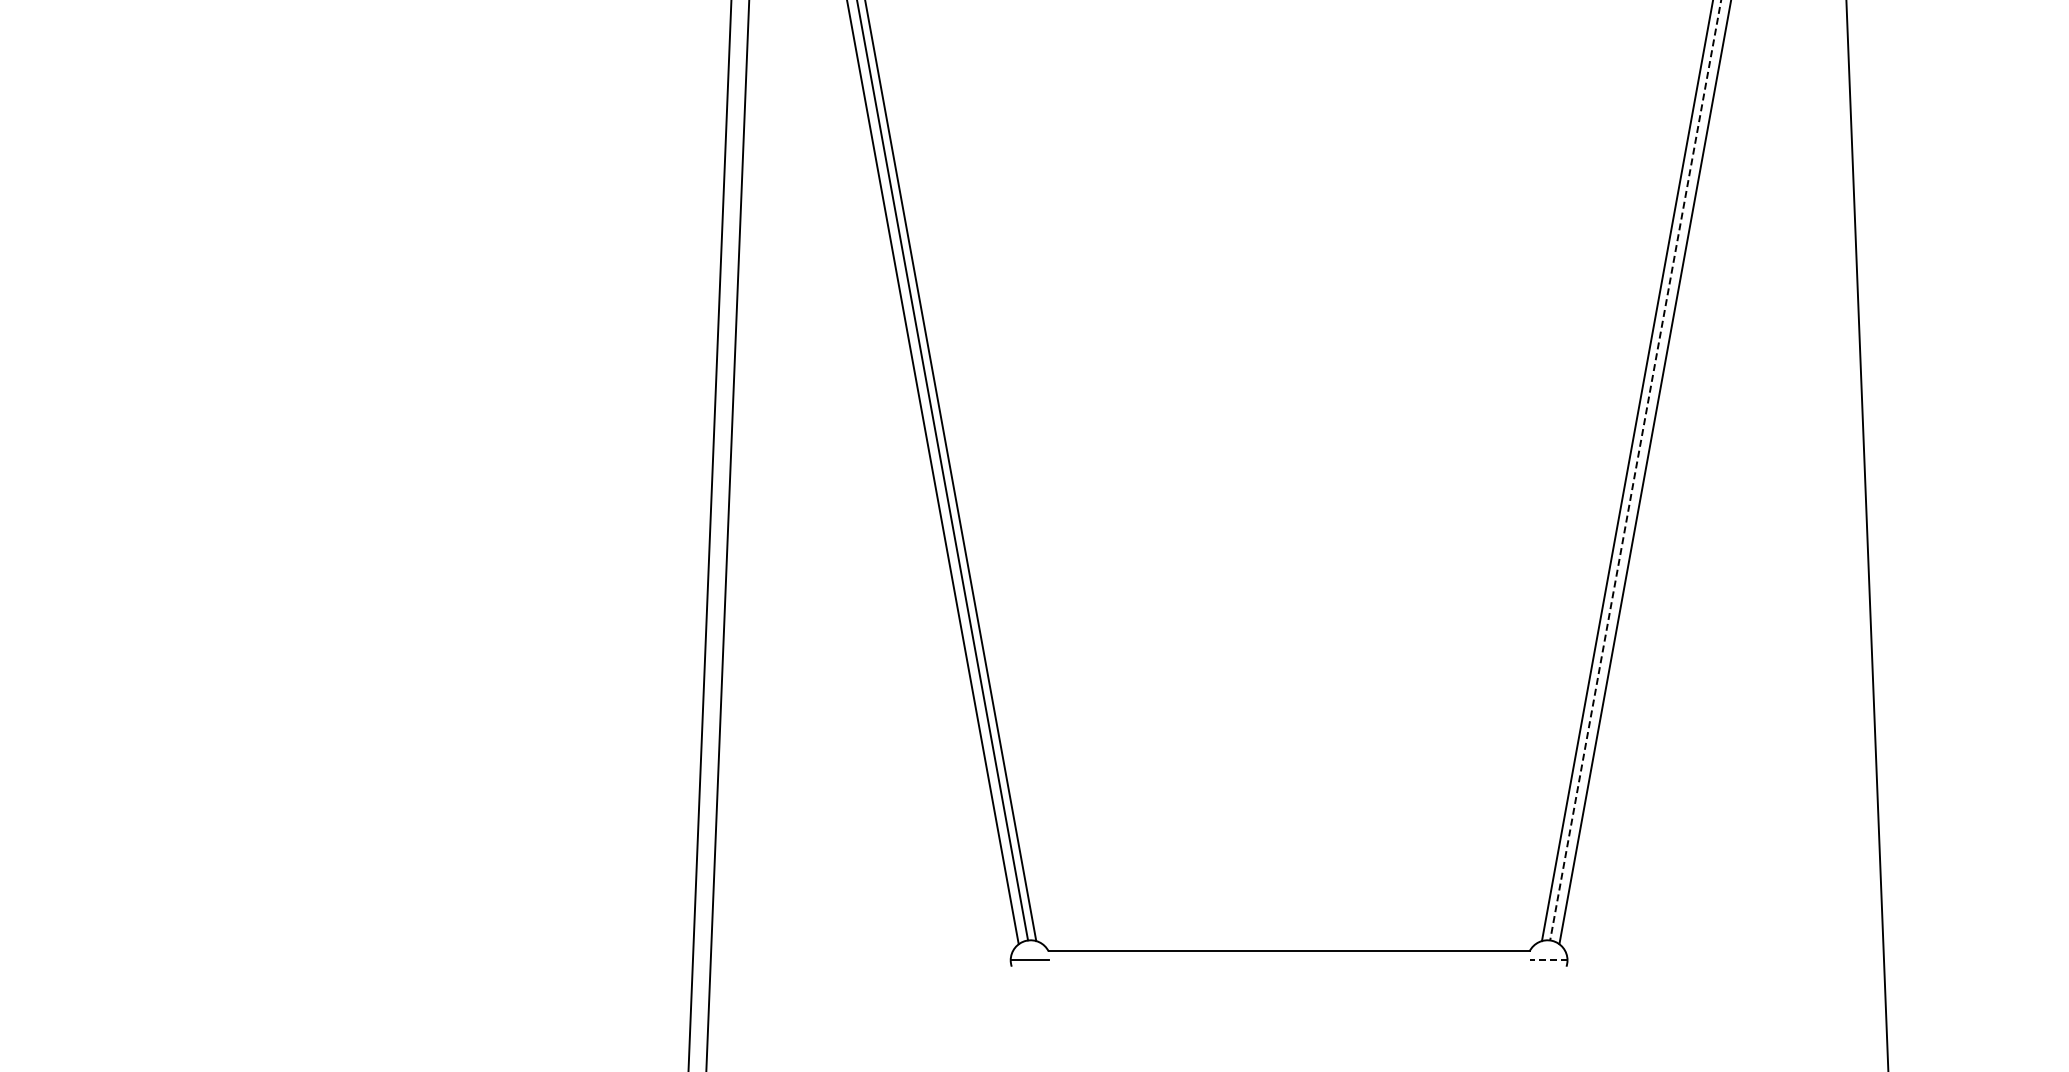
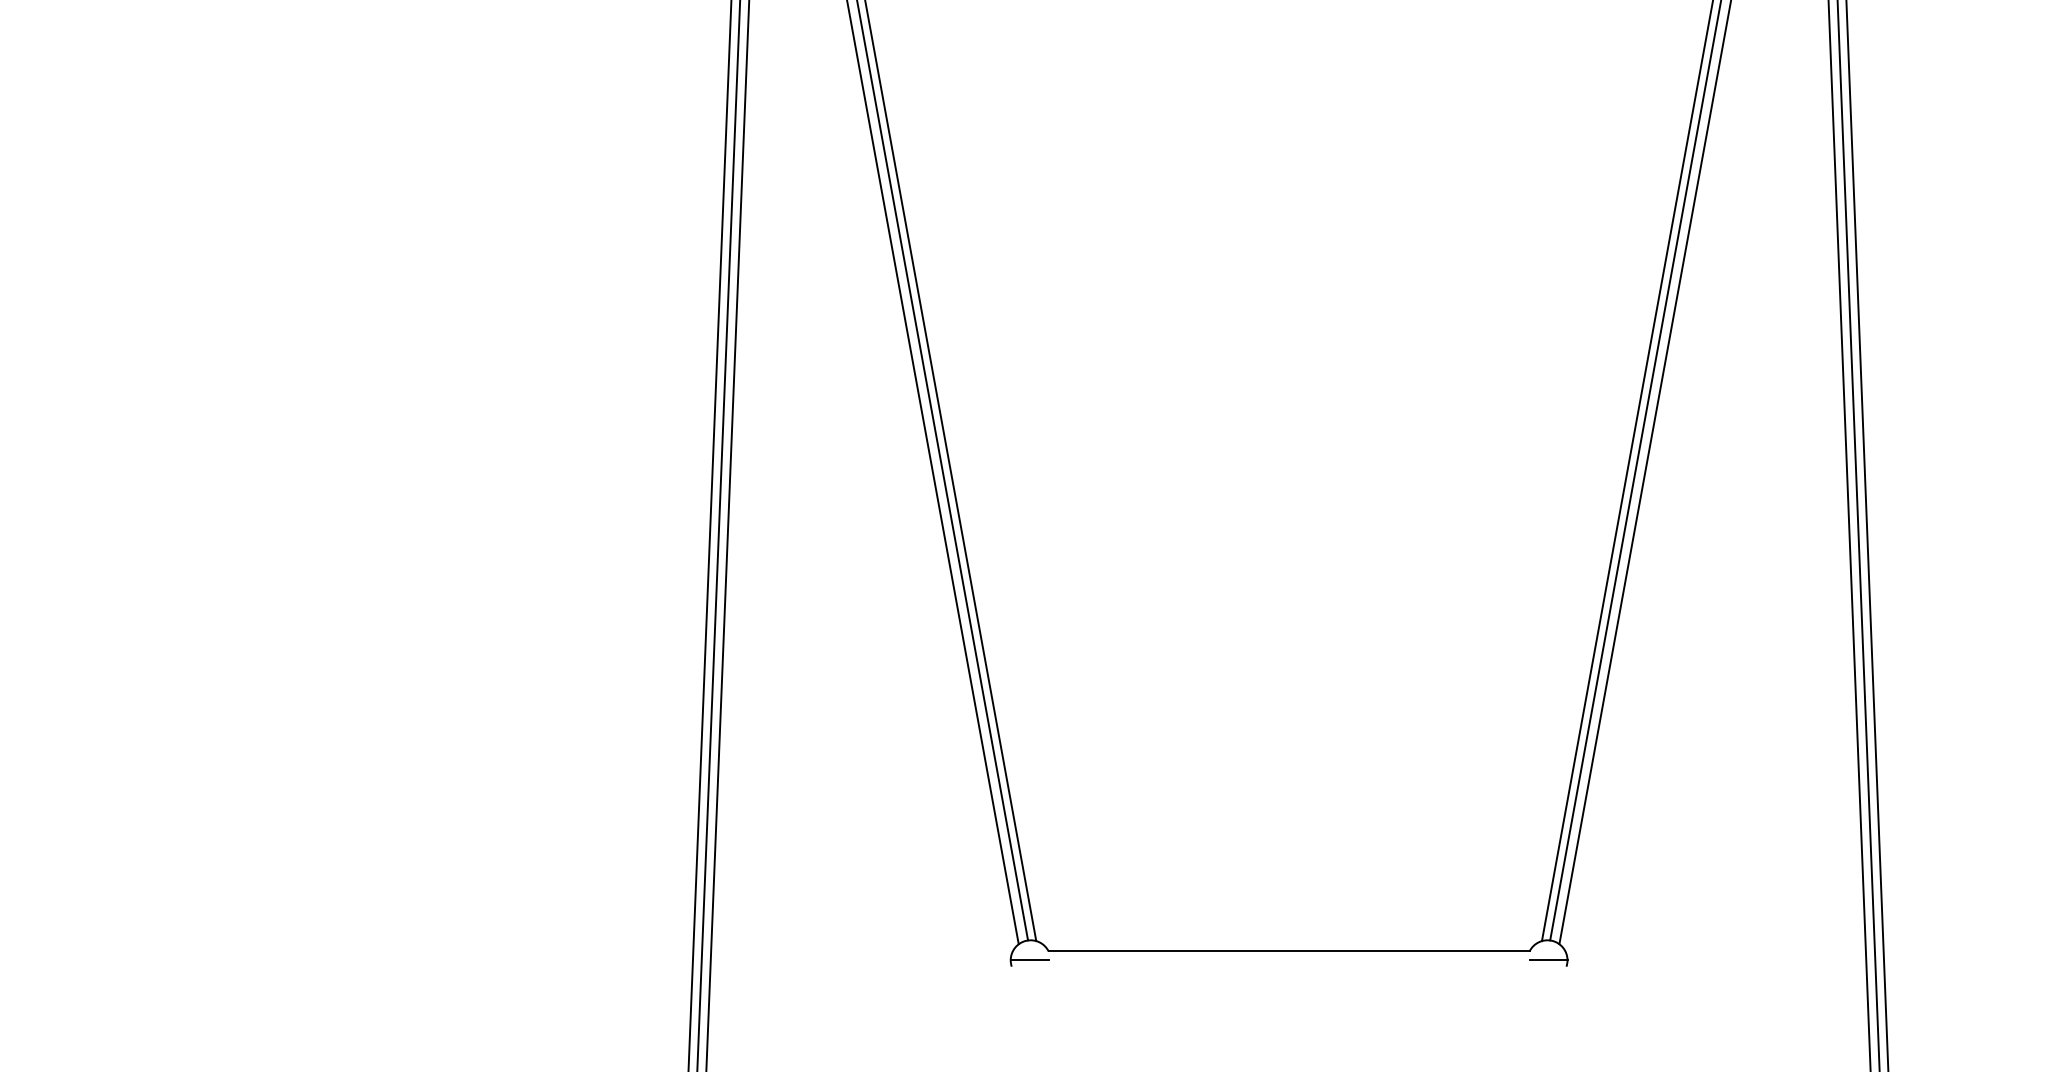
line: dashed -> solid (1635, 470)
line: none -> present (718, 535)
line: none -> present (1849, 535)
line: none -> present (1858, 535)
line: dashed -> solid (1548, 960)
